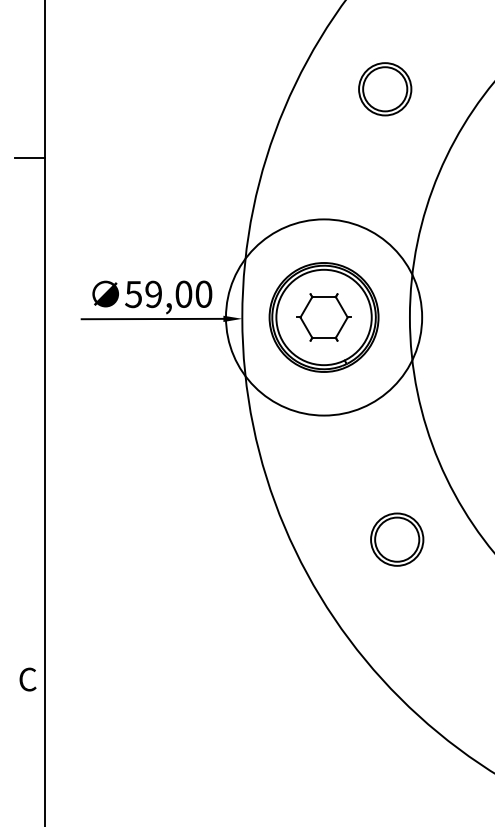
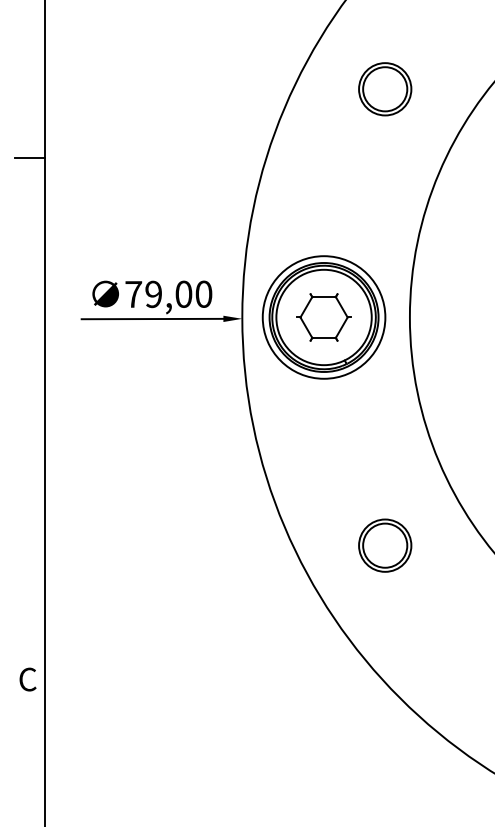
text: 59,00 -> 79,00 (133, 294)
circle diameter: 196 px -> 123 px (323, 317)
part position: (397, 539) -> (385, 545) (385, 545)
